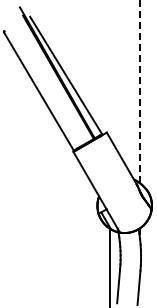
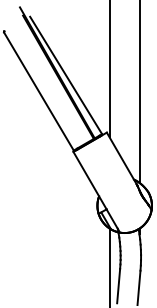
line: none -> present (109, 69)
line: dashed -> solid (139, 91)
